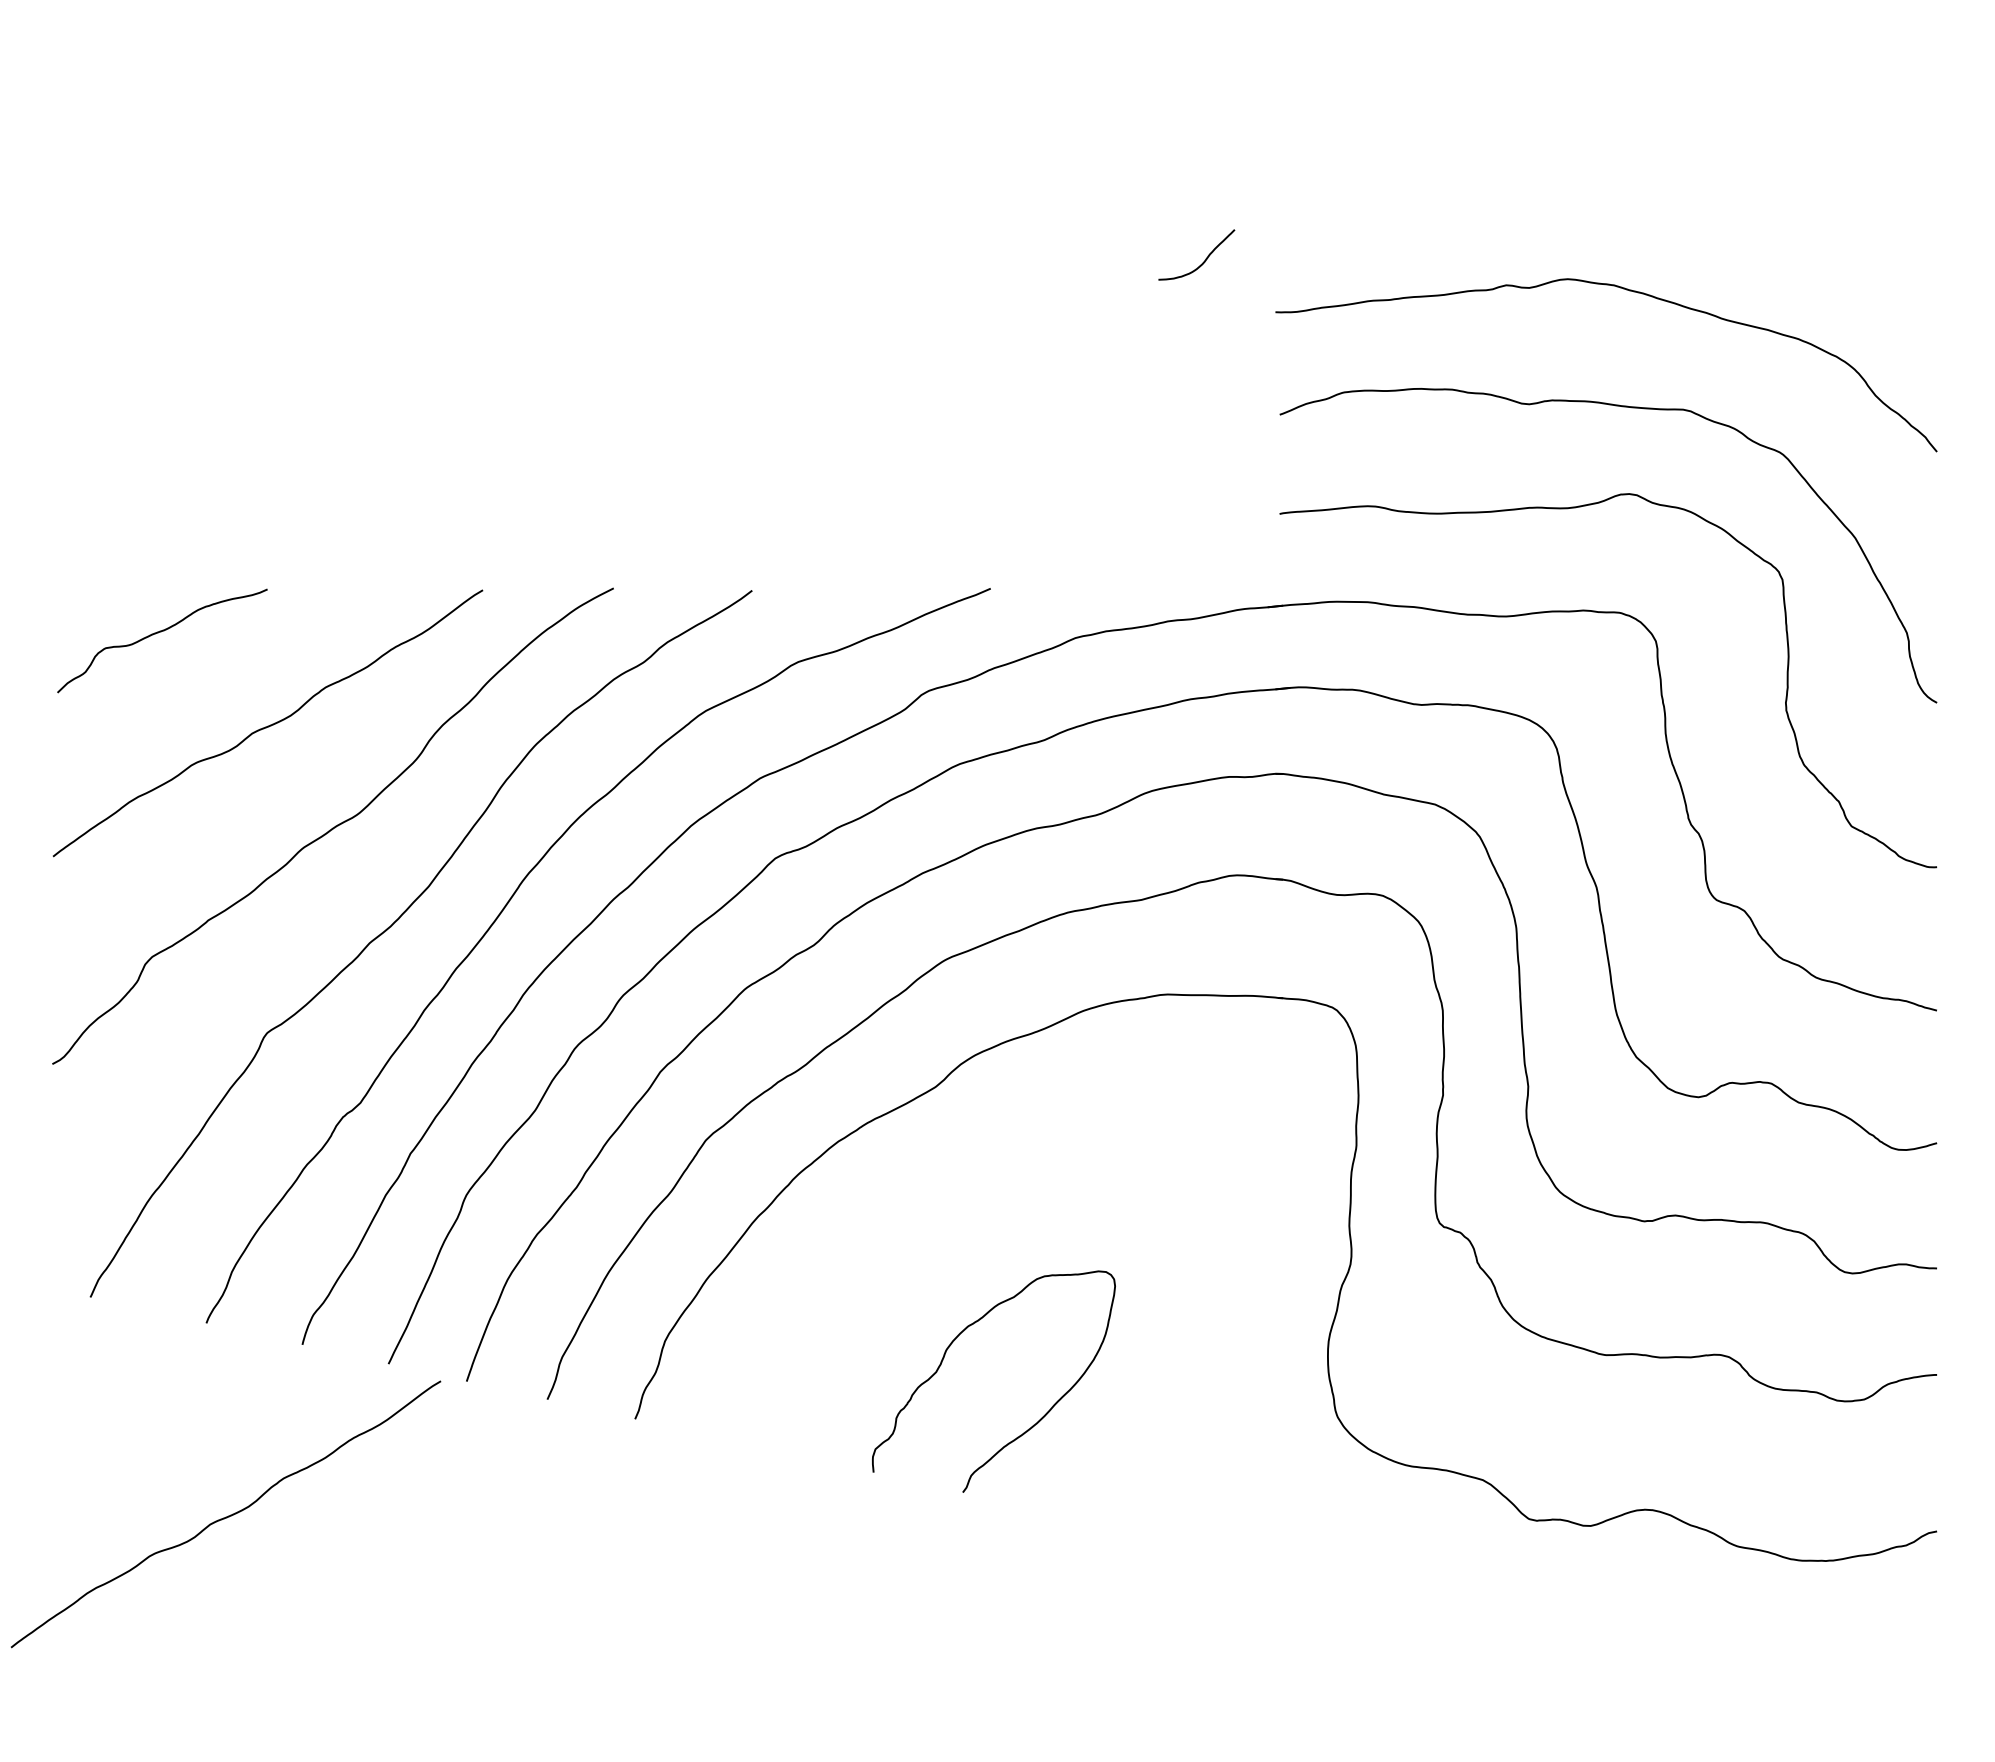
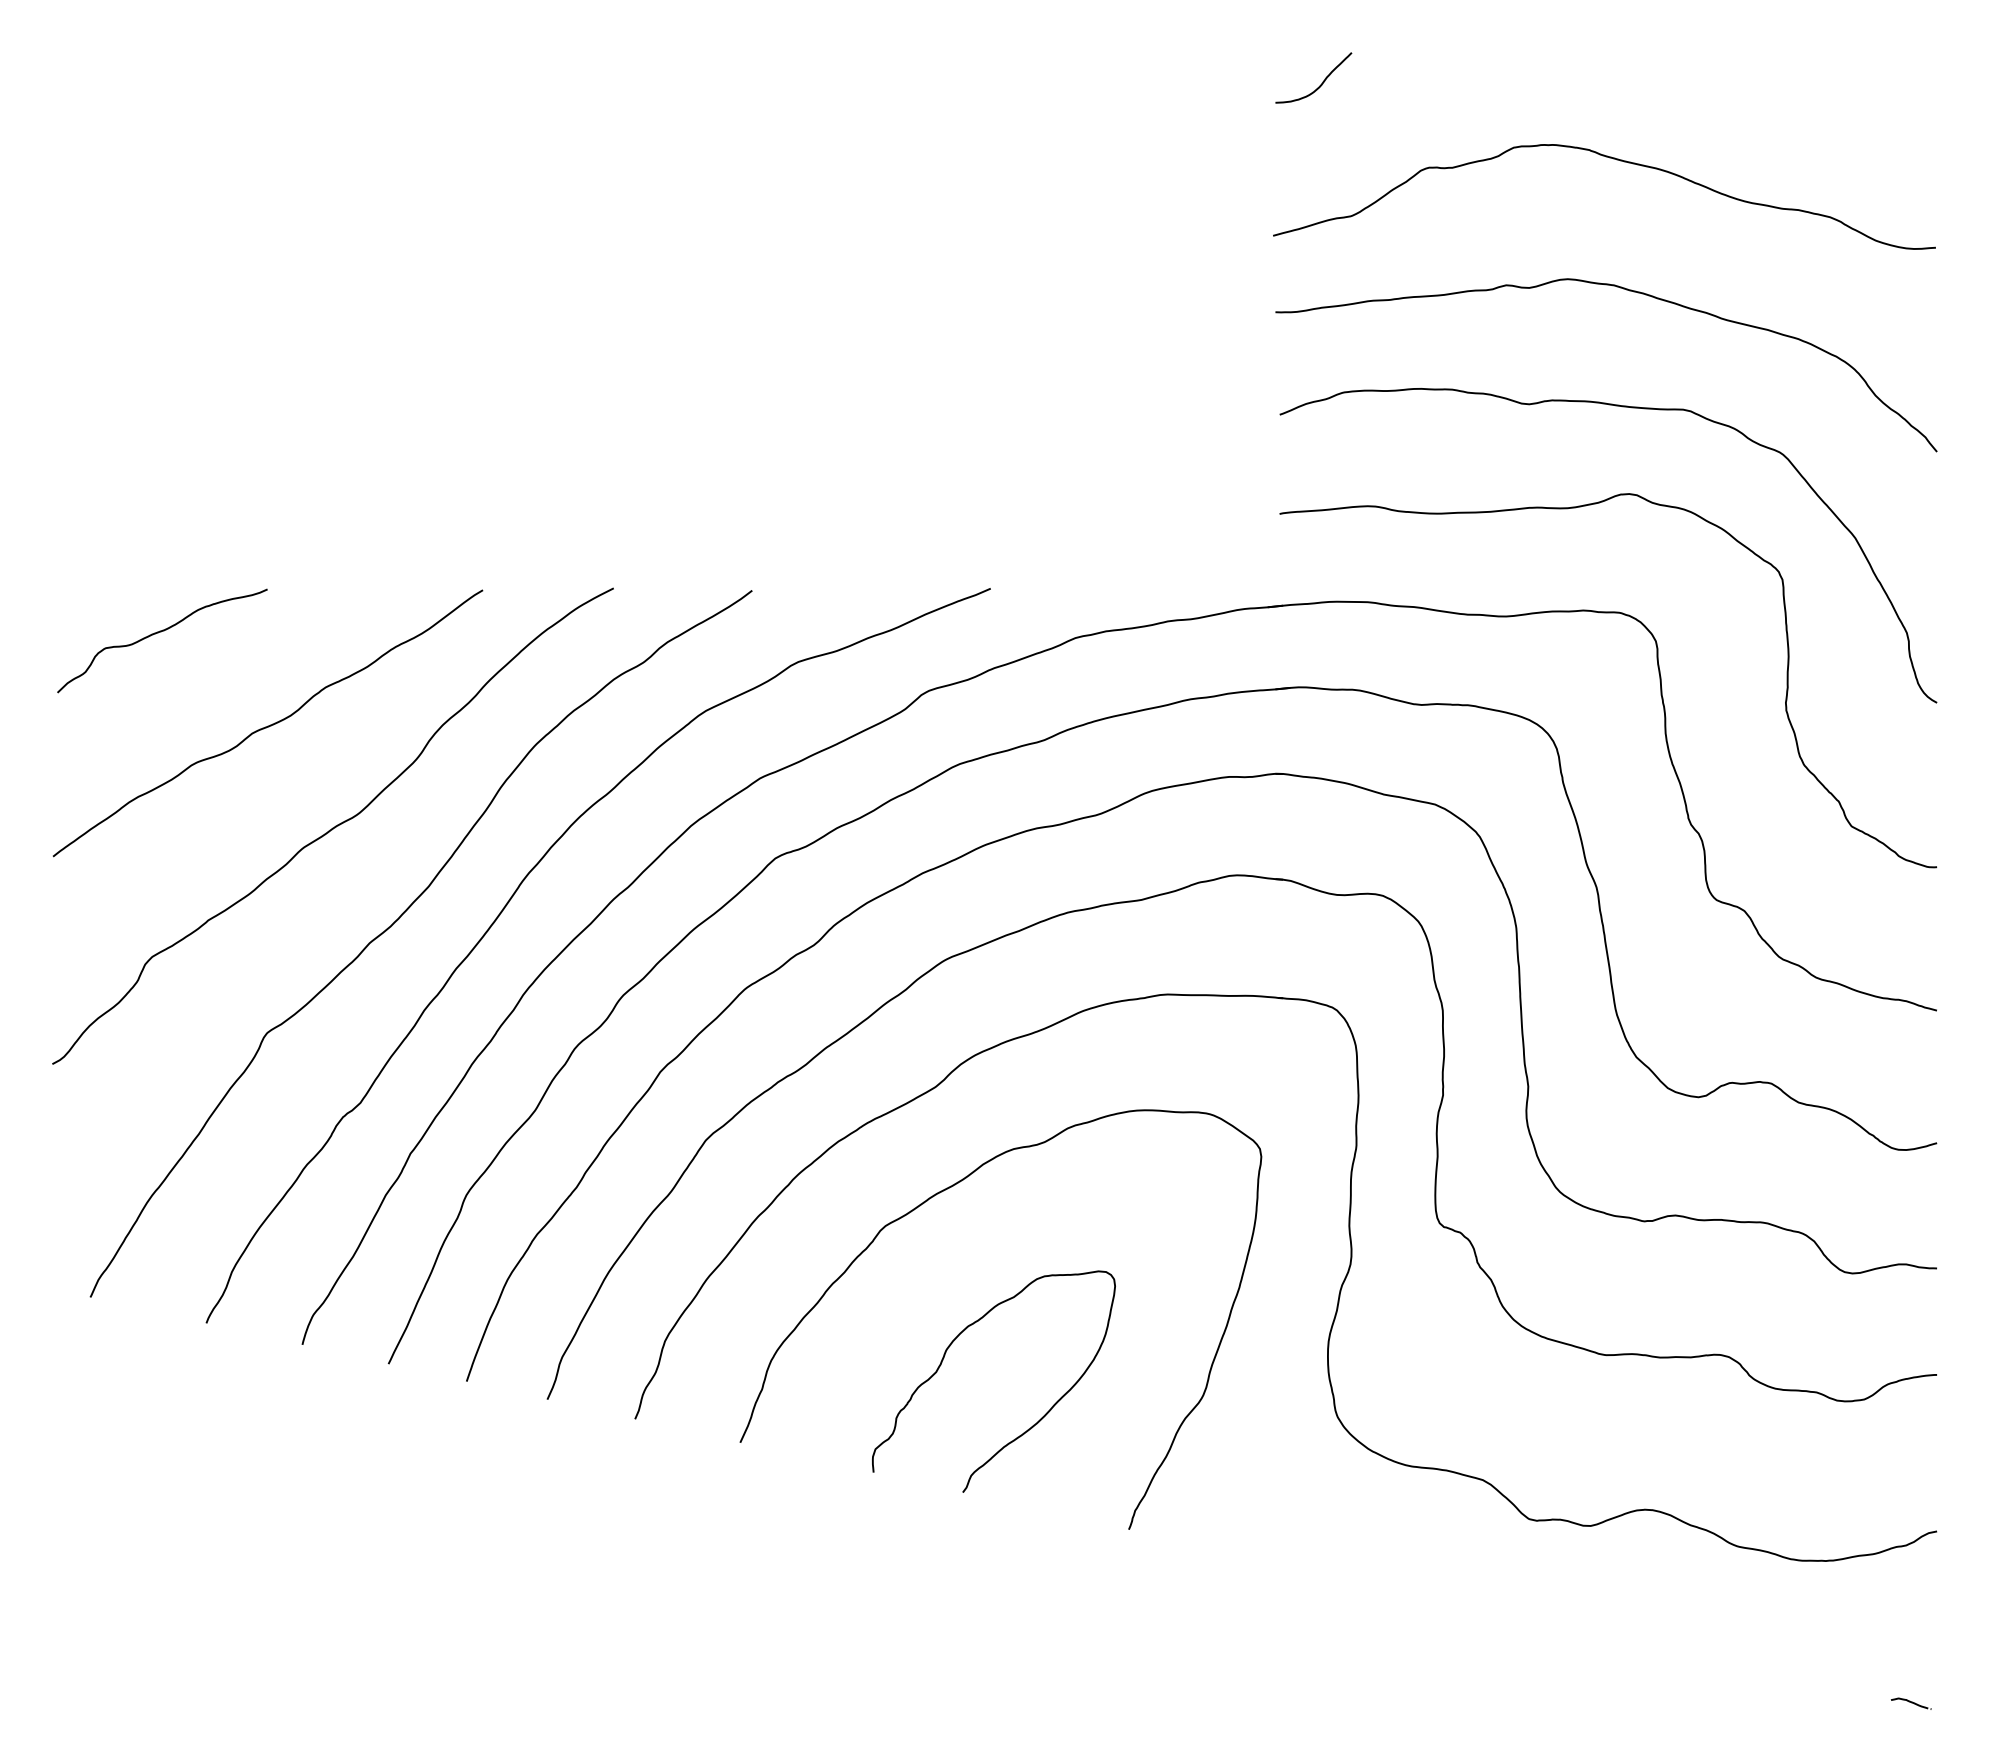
curve: none -> present (1616, 160)
curve position: (1205, 258) -> (1322, 81) (1322, 81)
curve: none -> present (920, 1206)
curve: present -> none (226, 1516)
part: none -> present (1911, 1703)
